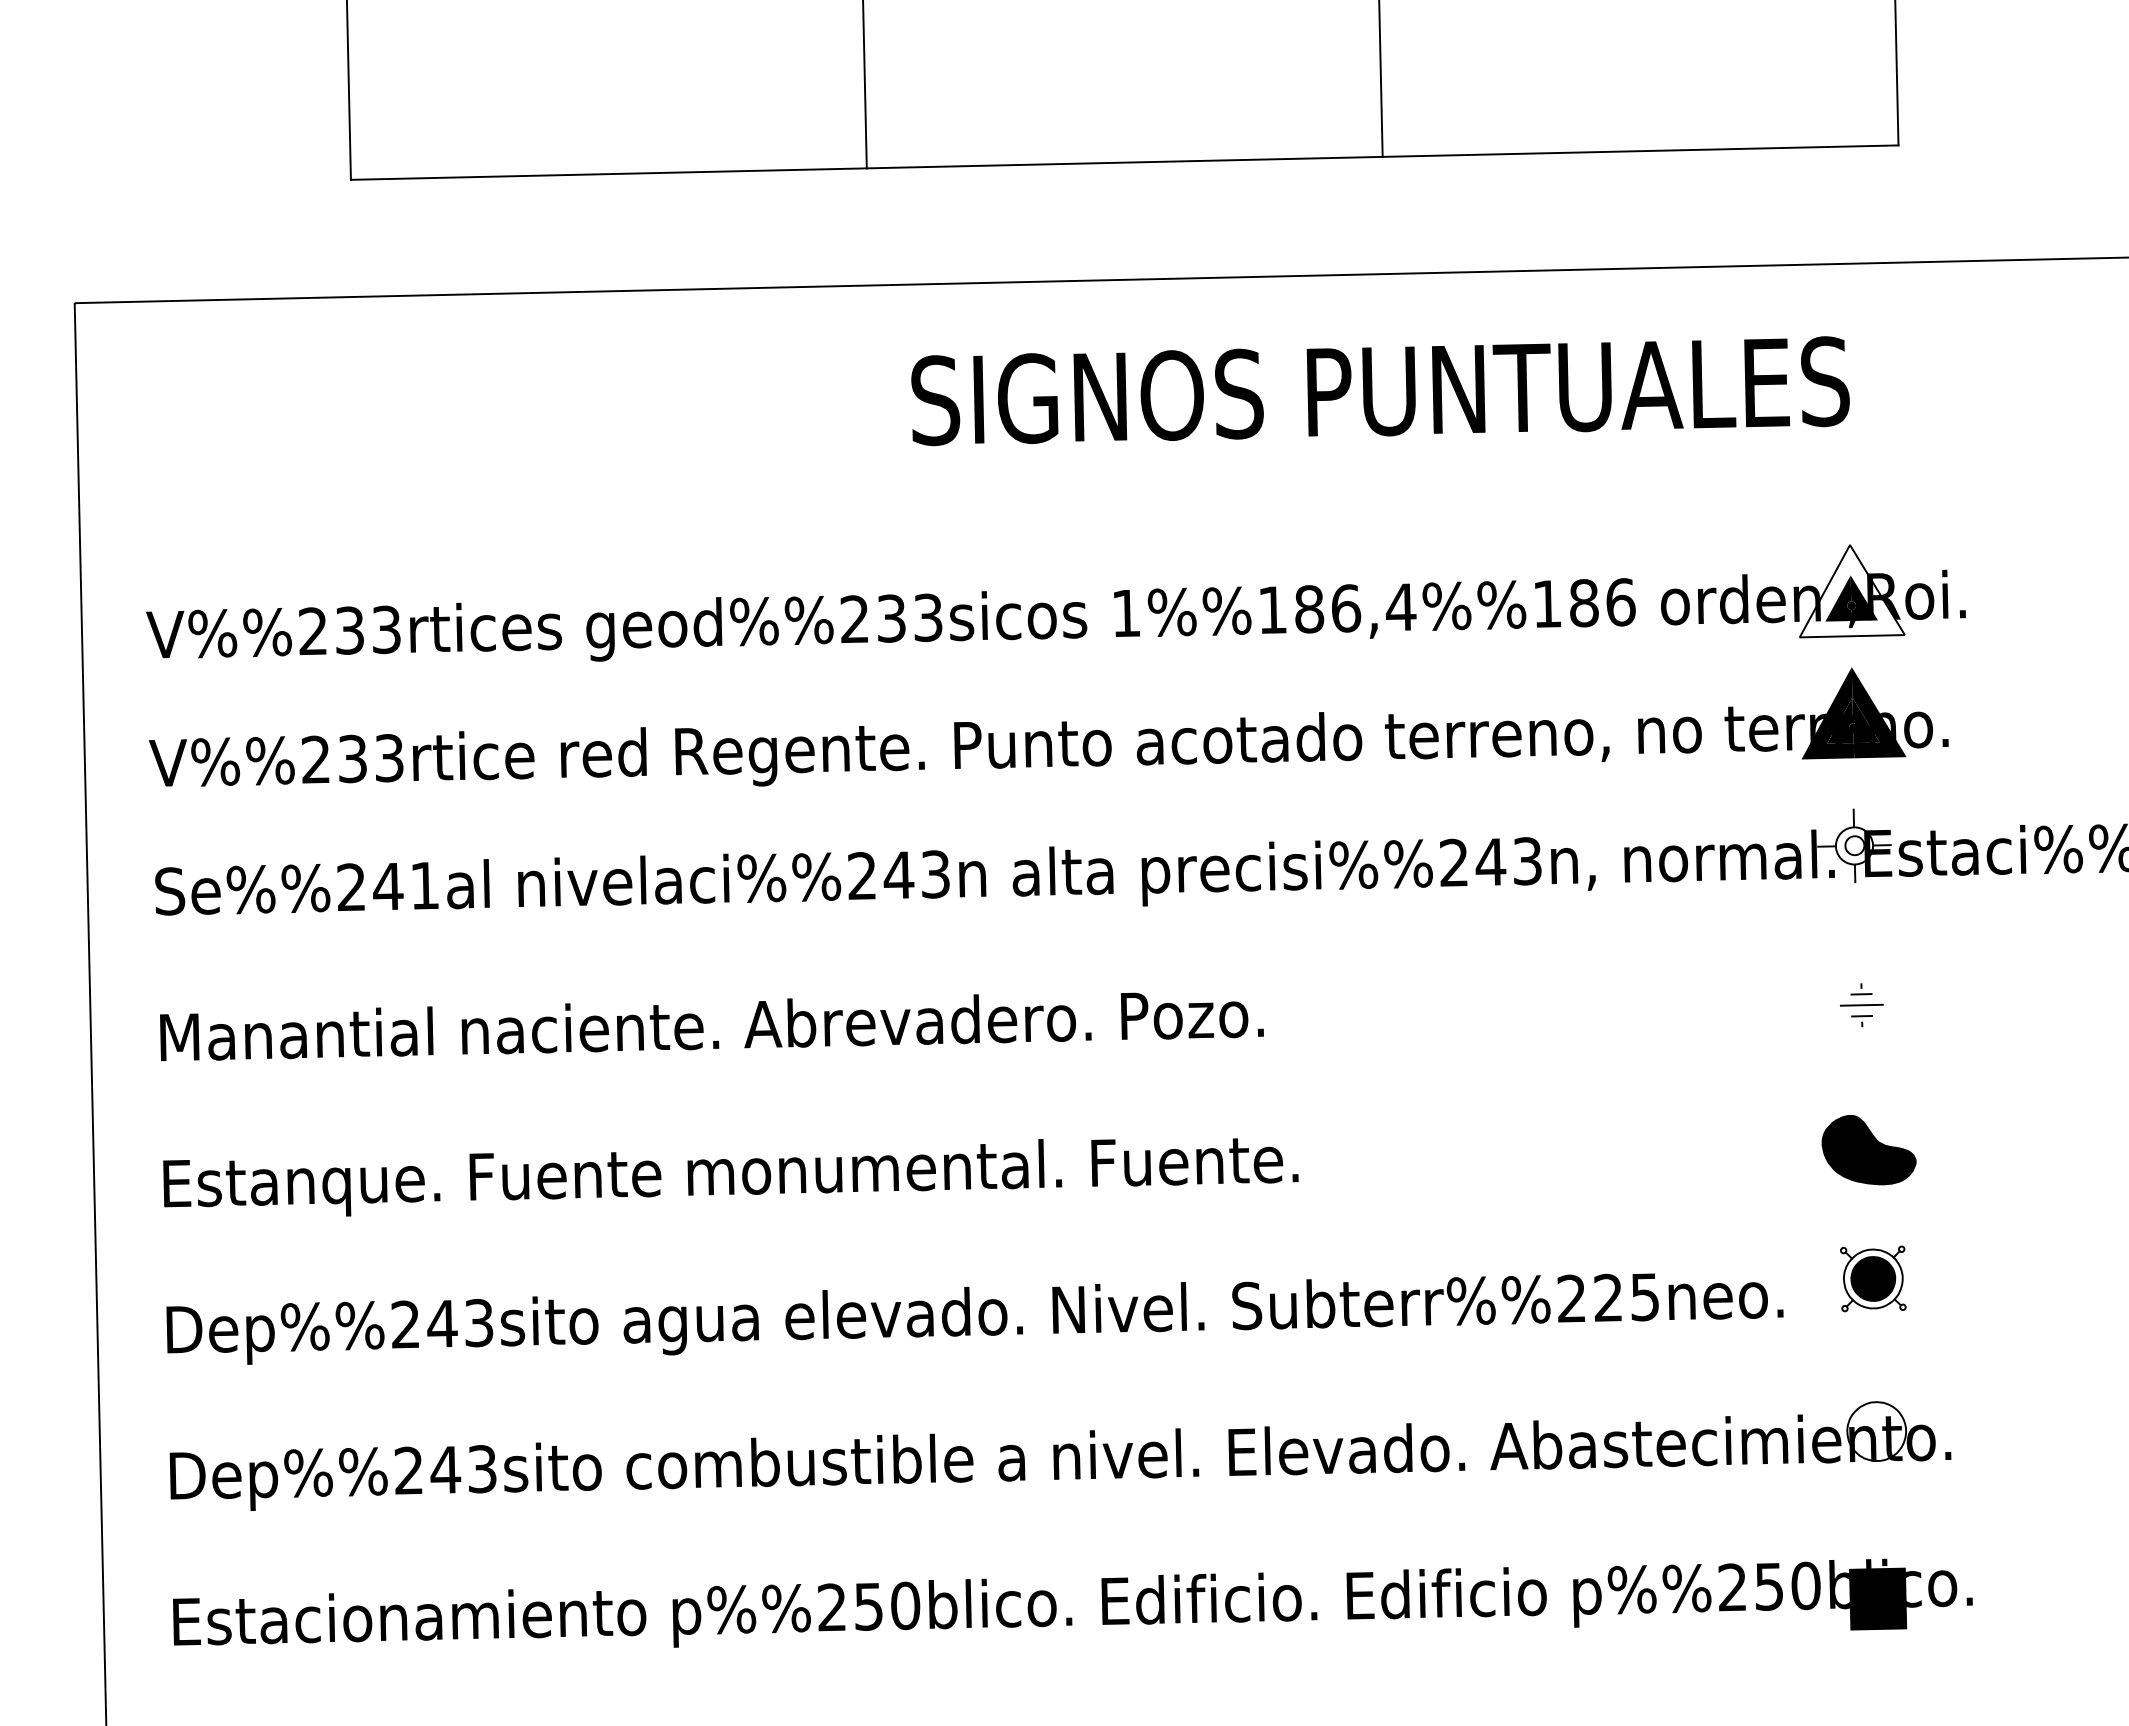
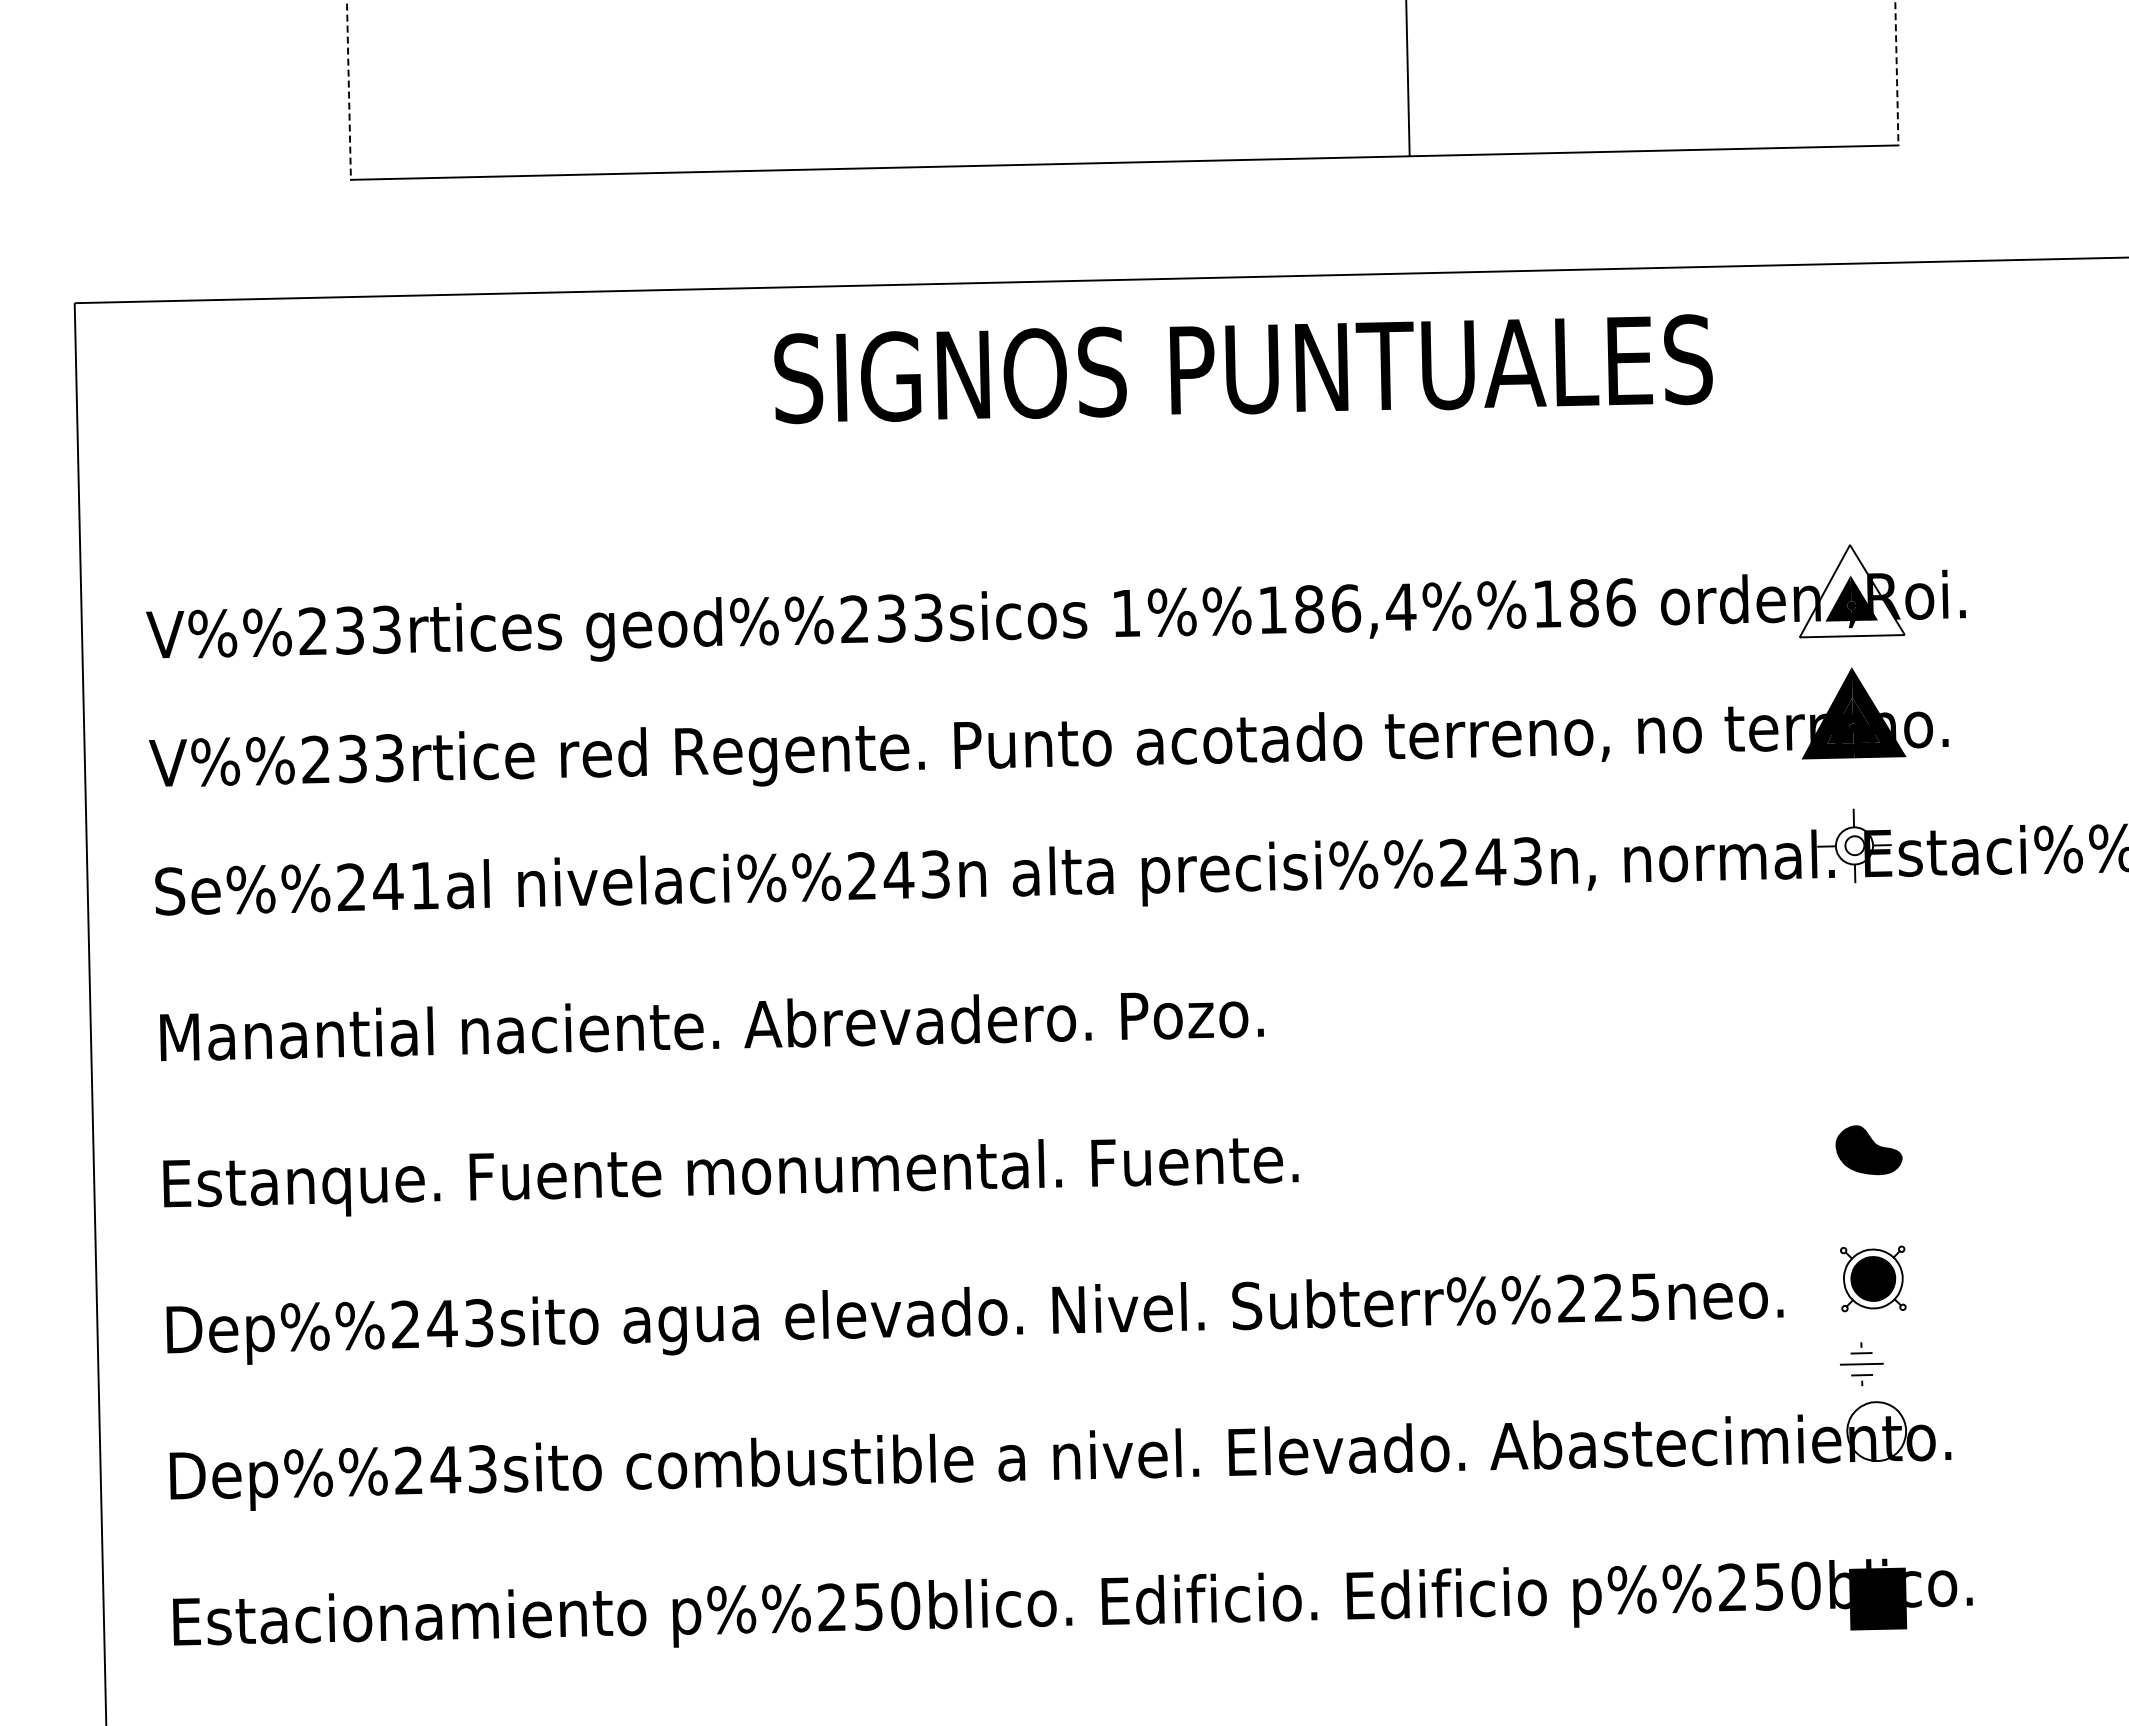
line: solid -> dashed (1896, 73)
line position: (1380, 79) -> (1407, 78) (1407, 78)
line: present -> none (864, 85)
line: solid -> dashed (348, 90)
text position: (1380, 391) -> (1243, 369) (1243, 369)
part position: (1861, 1005) -> (1861, 1364) (1861, 1364)
part size: 96x71 px -> 68x51 px (1868, 1150)
